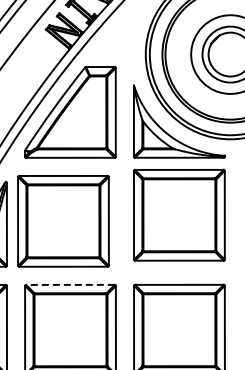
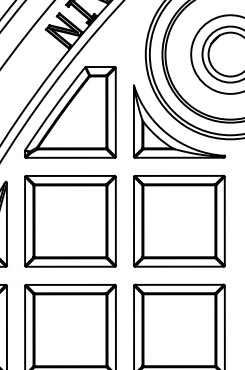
part position: (179, 214) -> (179, 220) (179, 220)
part position: (63, 220) -> (70, 220) (70, 220)
line: dashed -> solid (70, 284)
